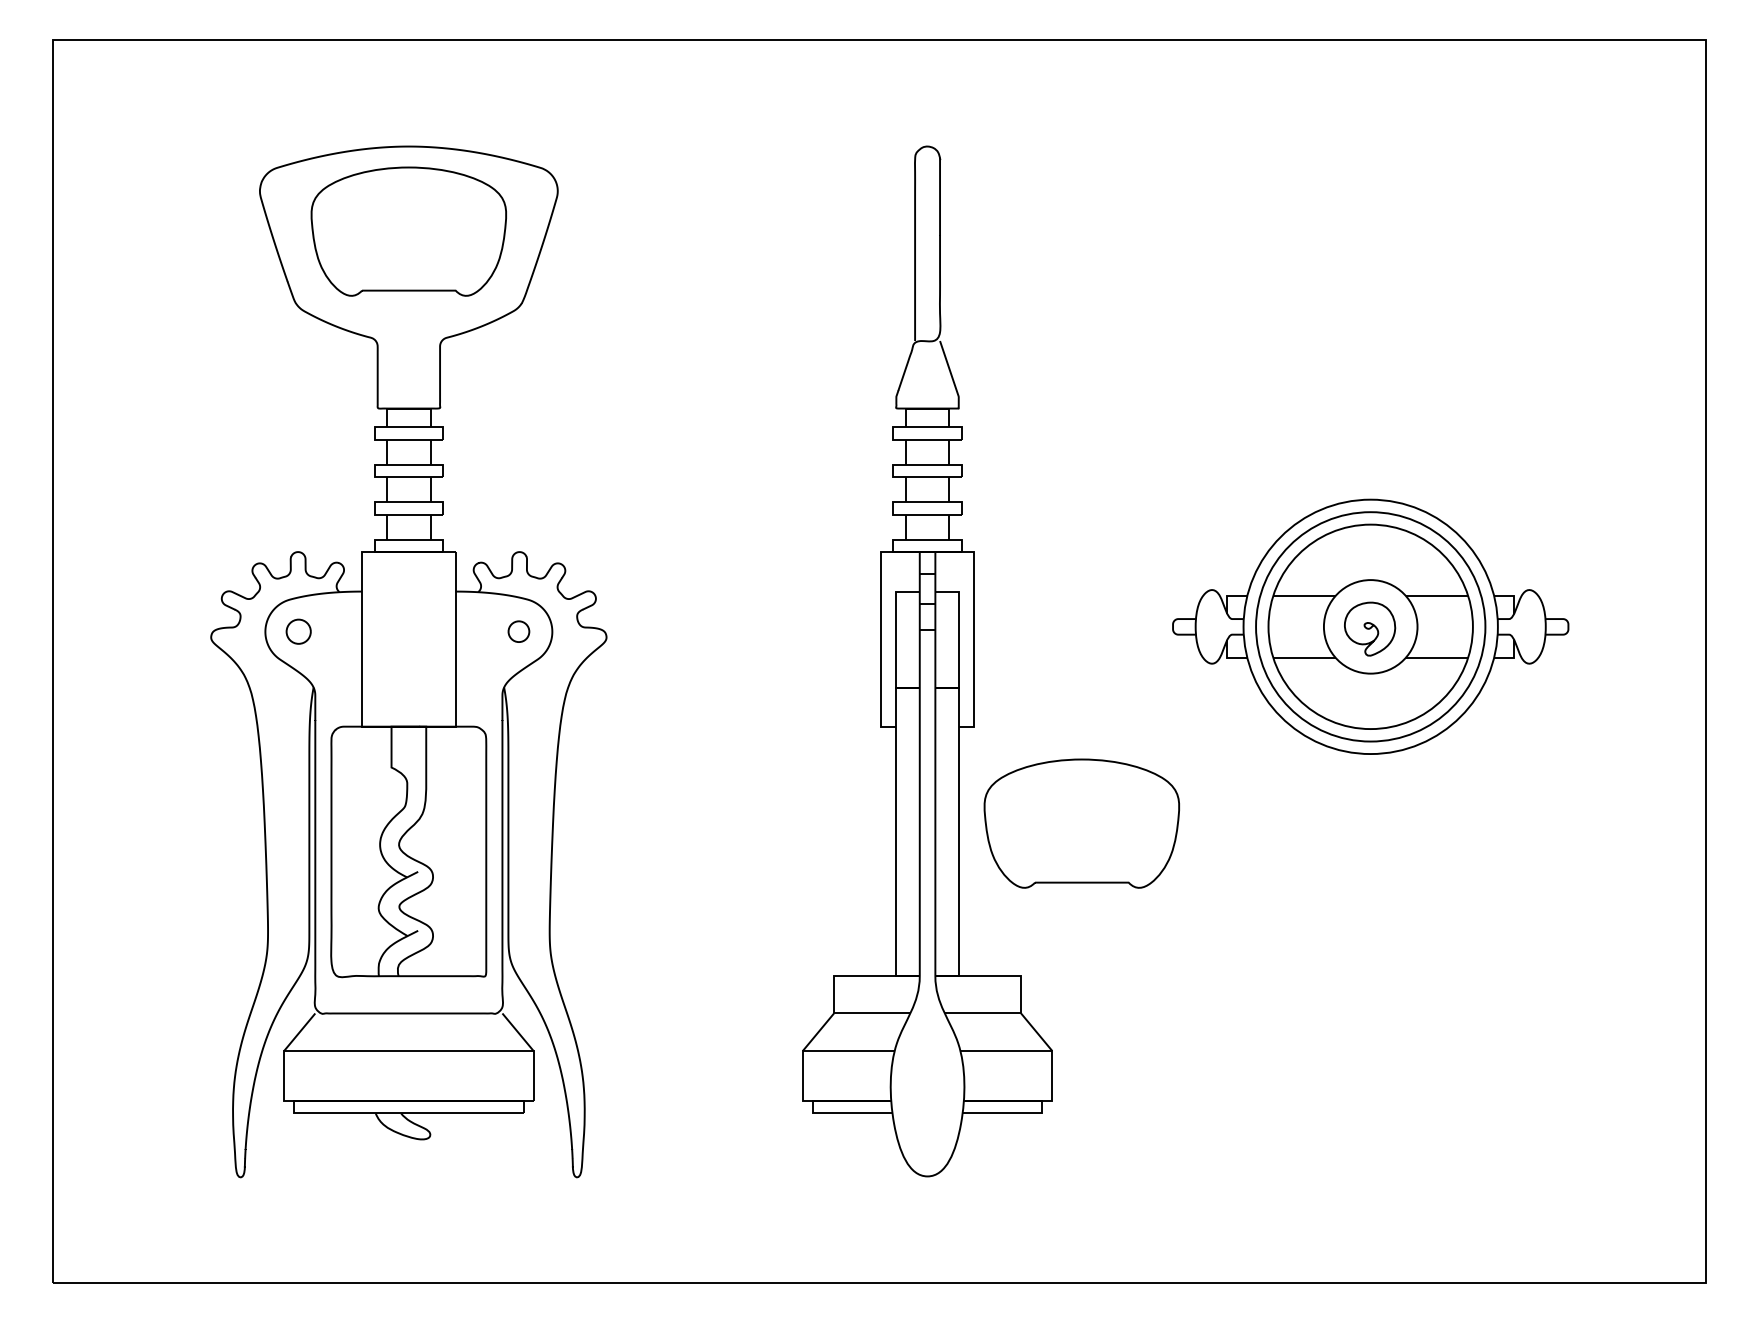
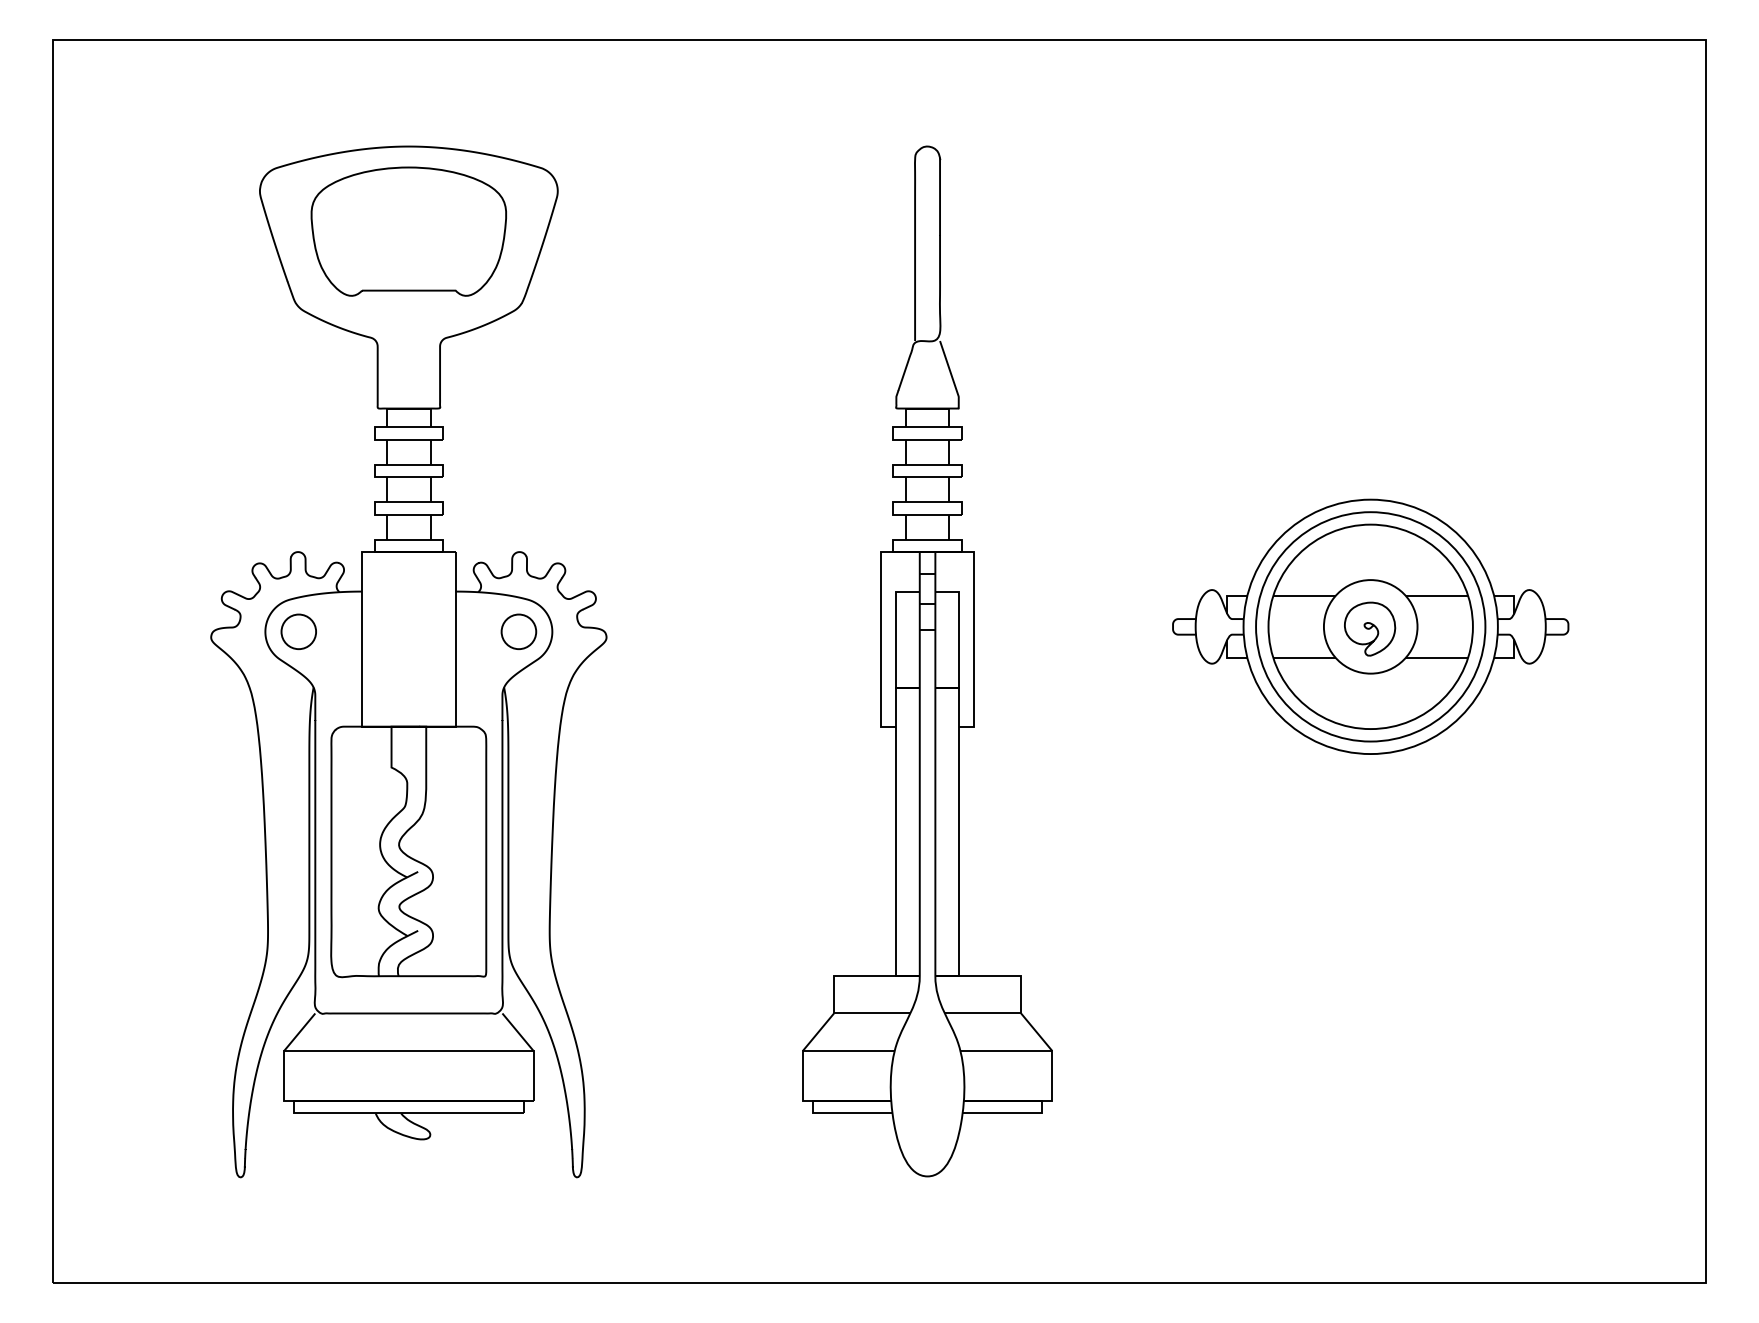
circle size: 27x27 px -> 37x37 px (298, 631)
circle size: 24x23 px -> 38x37 px (518, 631)
part: present -> none (1081, 823)
